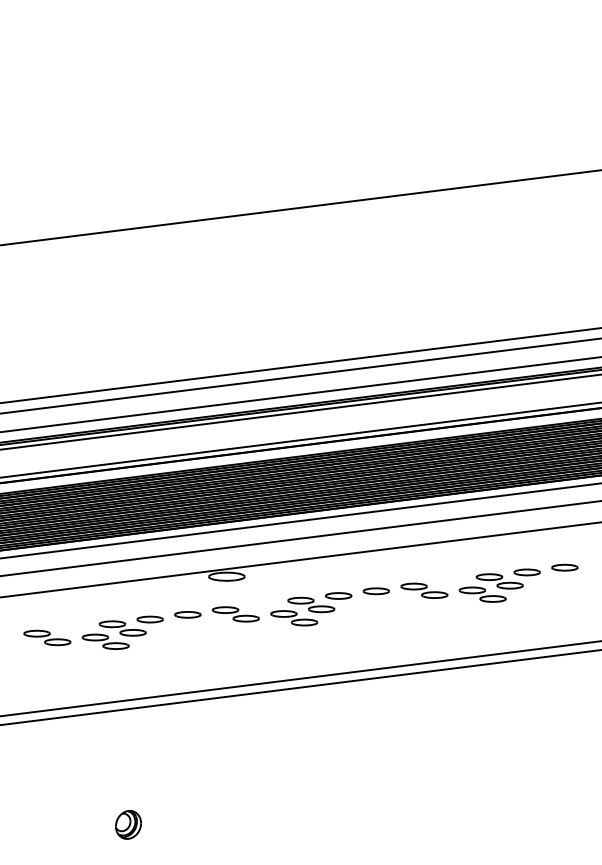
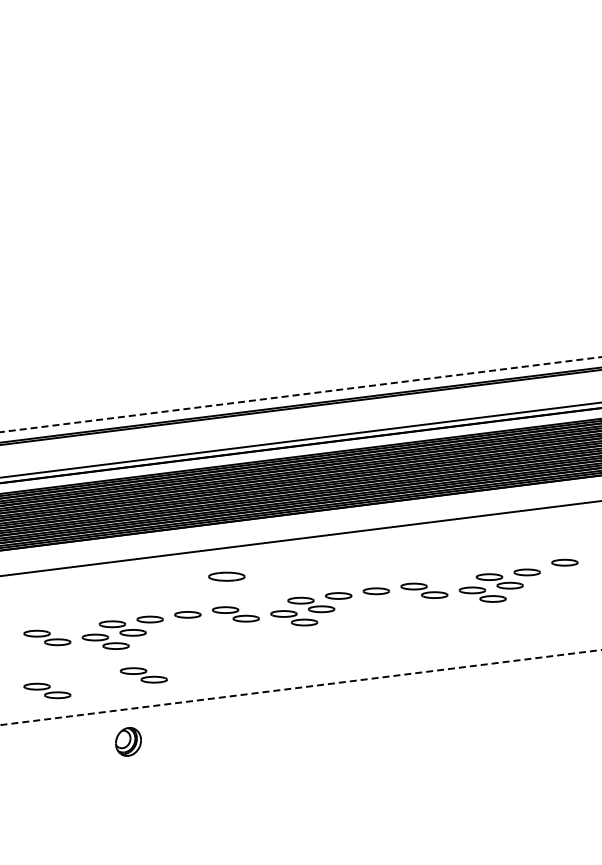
line: present -> none (300, 207)
line: present -> none (300, 365)
line: present -> none (300, 375)
line: solid -> dashed (301, 394)
line: present -> none (300, 411)
line: present -> none (300, 520)
line: present -> none (300, 559)
part position: (564, 567) -> (564, 562) (564, 562)
part: none -> present (143, 675)
line: present -> none (300, 678)
line: solid -> dashed (300, 687)
part: none -> present (47, 690)
part position: (128, 824) -> (128, 741) (128, 741)
